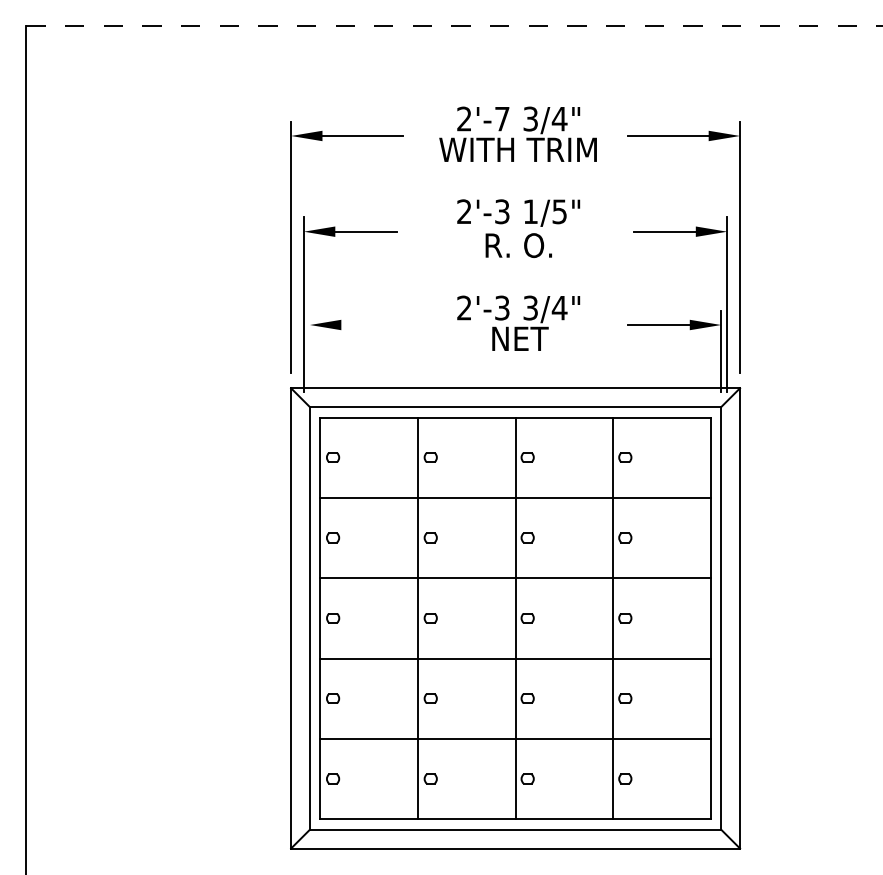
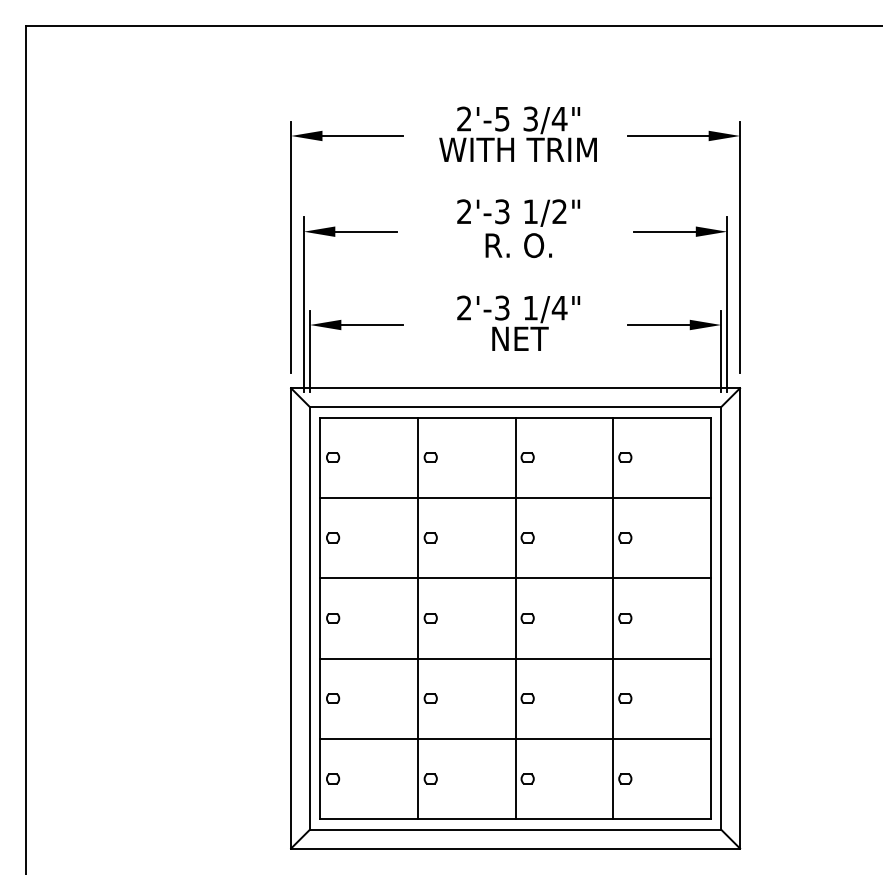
line: dashed -> solid (454, 26)
text: 2'-7 -> 2'-5 (502, 119)
text: 1/5" -> 1/2" (559, 211)
text: 3/4" -> 1/4" (530, 307)
line: none -> present (372, 325)
line: none -> present (309, 351)
